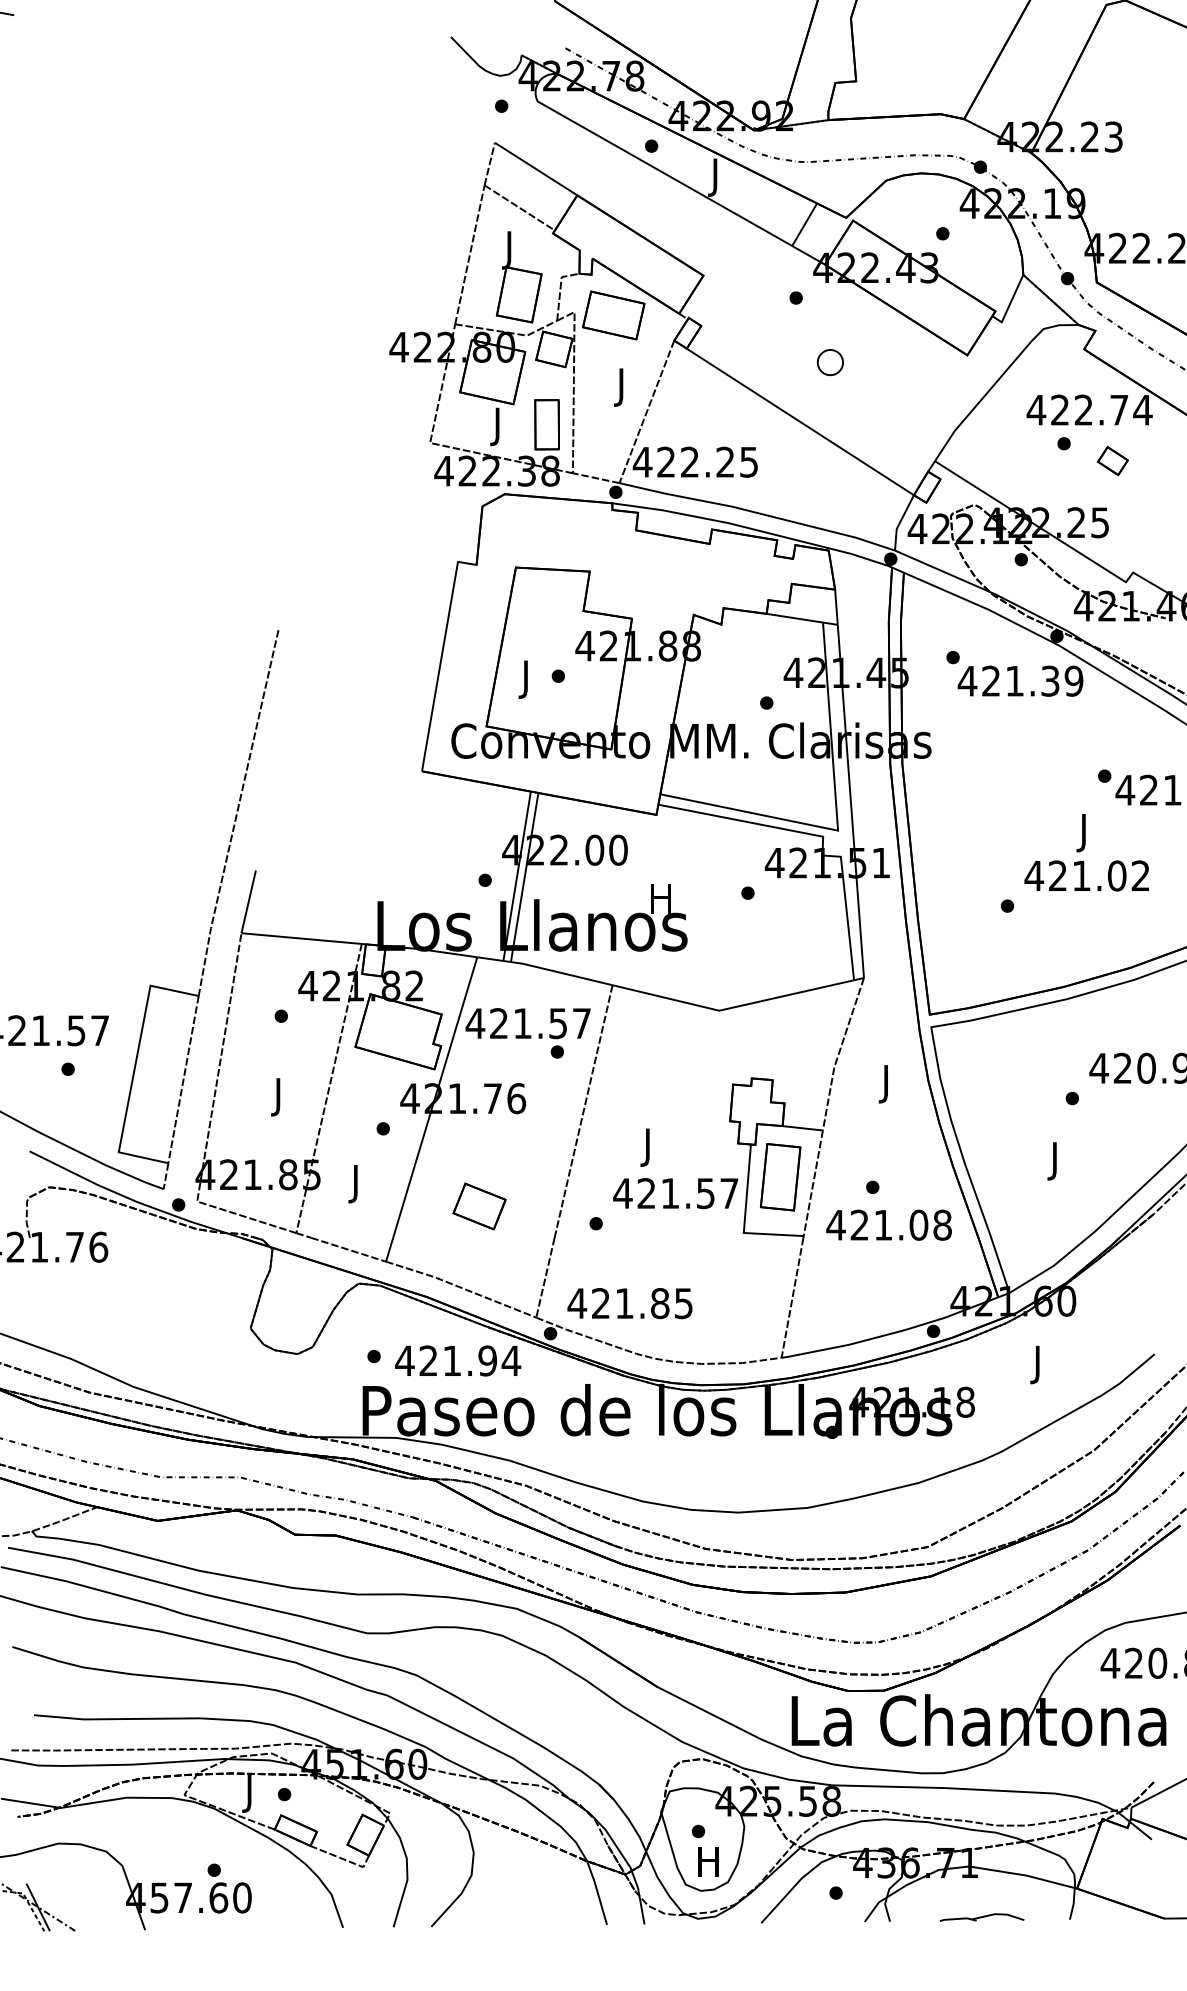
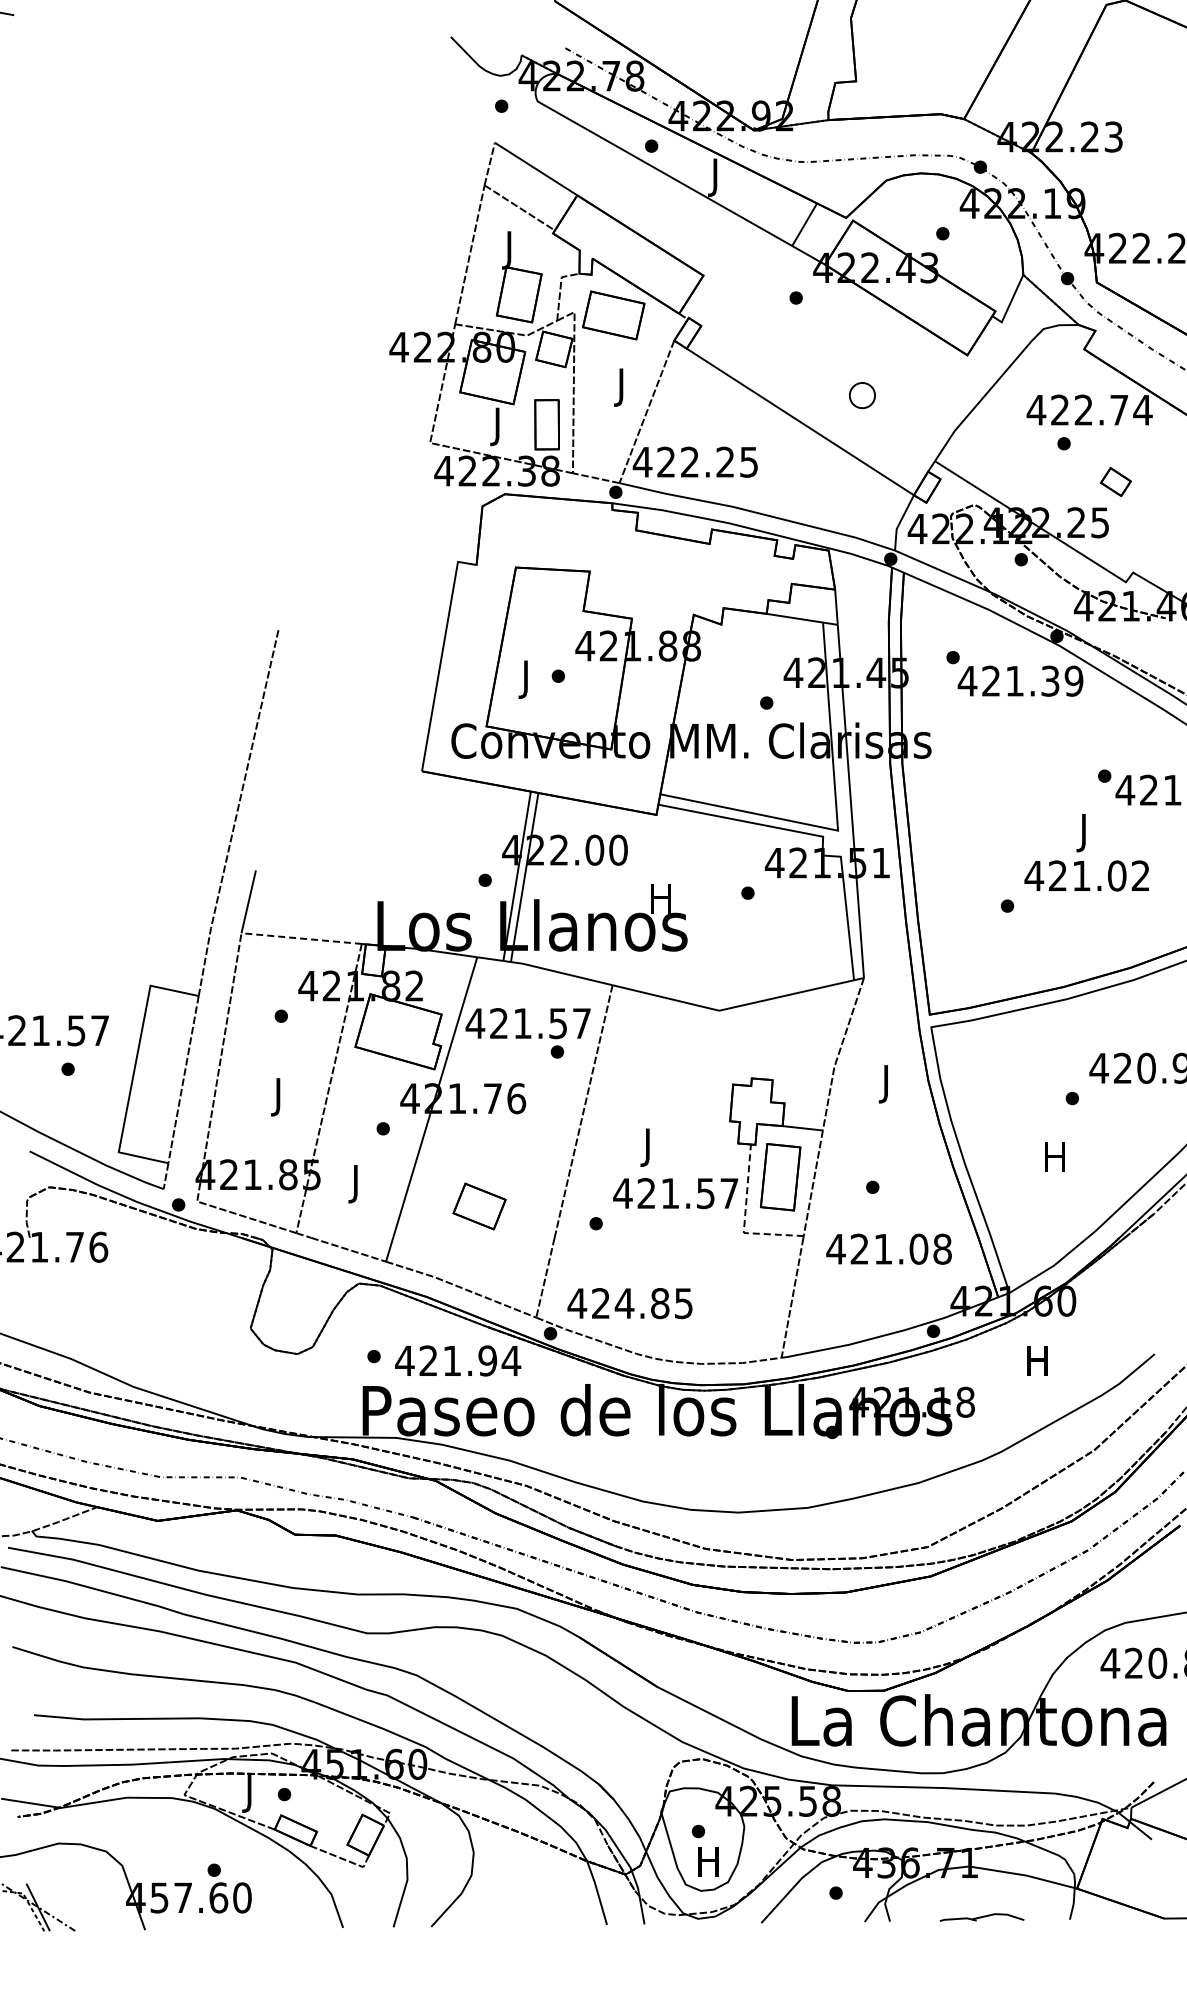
part position: (830, 362) -> (862, 395) (862, 395)
part position: (1112, 461) -> (1115, 482) (1115, 482)
line: solid -> dashed (301, 938)
text: J -> H (1054, 1161)
line: solid -> dashed (744, 1219)
text position: (888, 1224) -> (888, 1248) (888, 1248)
text: 421.85 -> 424.85 (624, 1303)
text: J -> H (1037, 1364)
